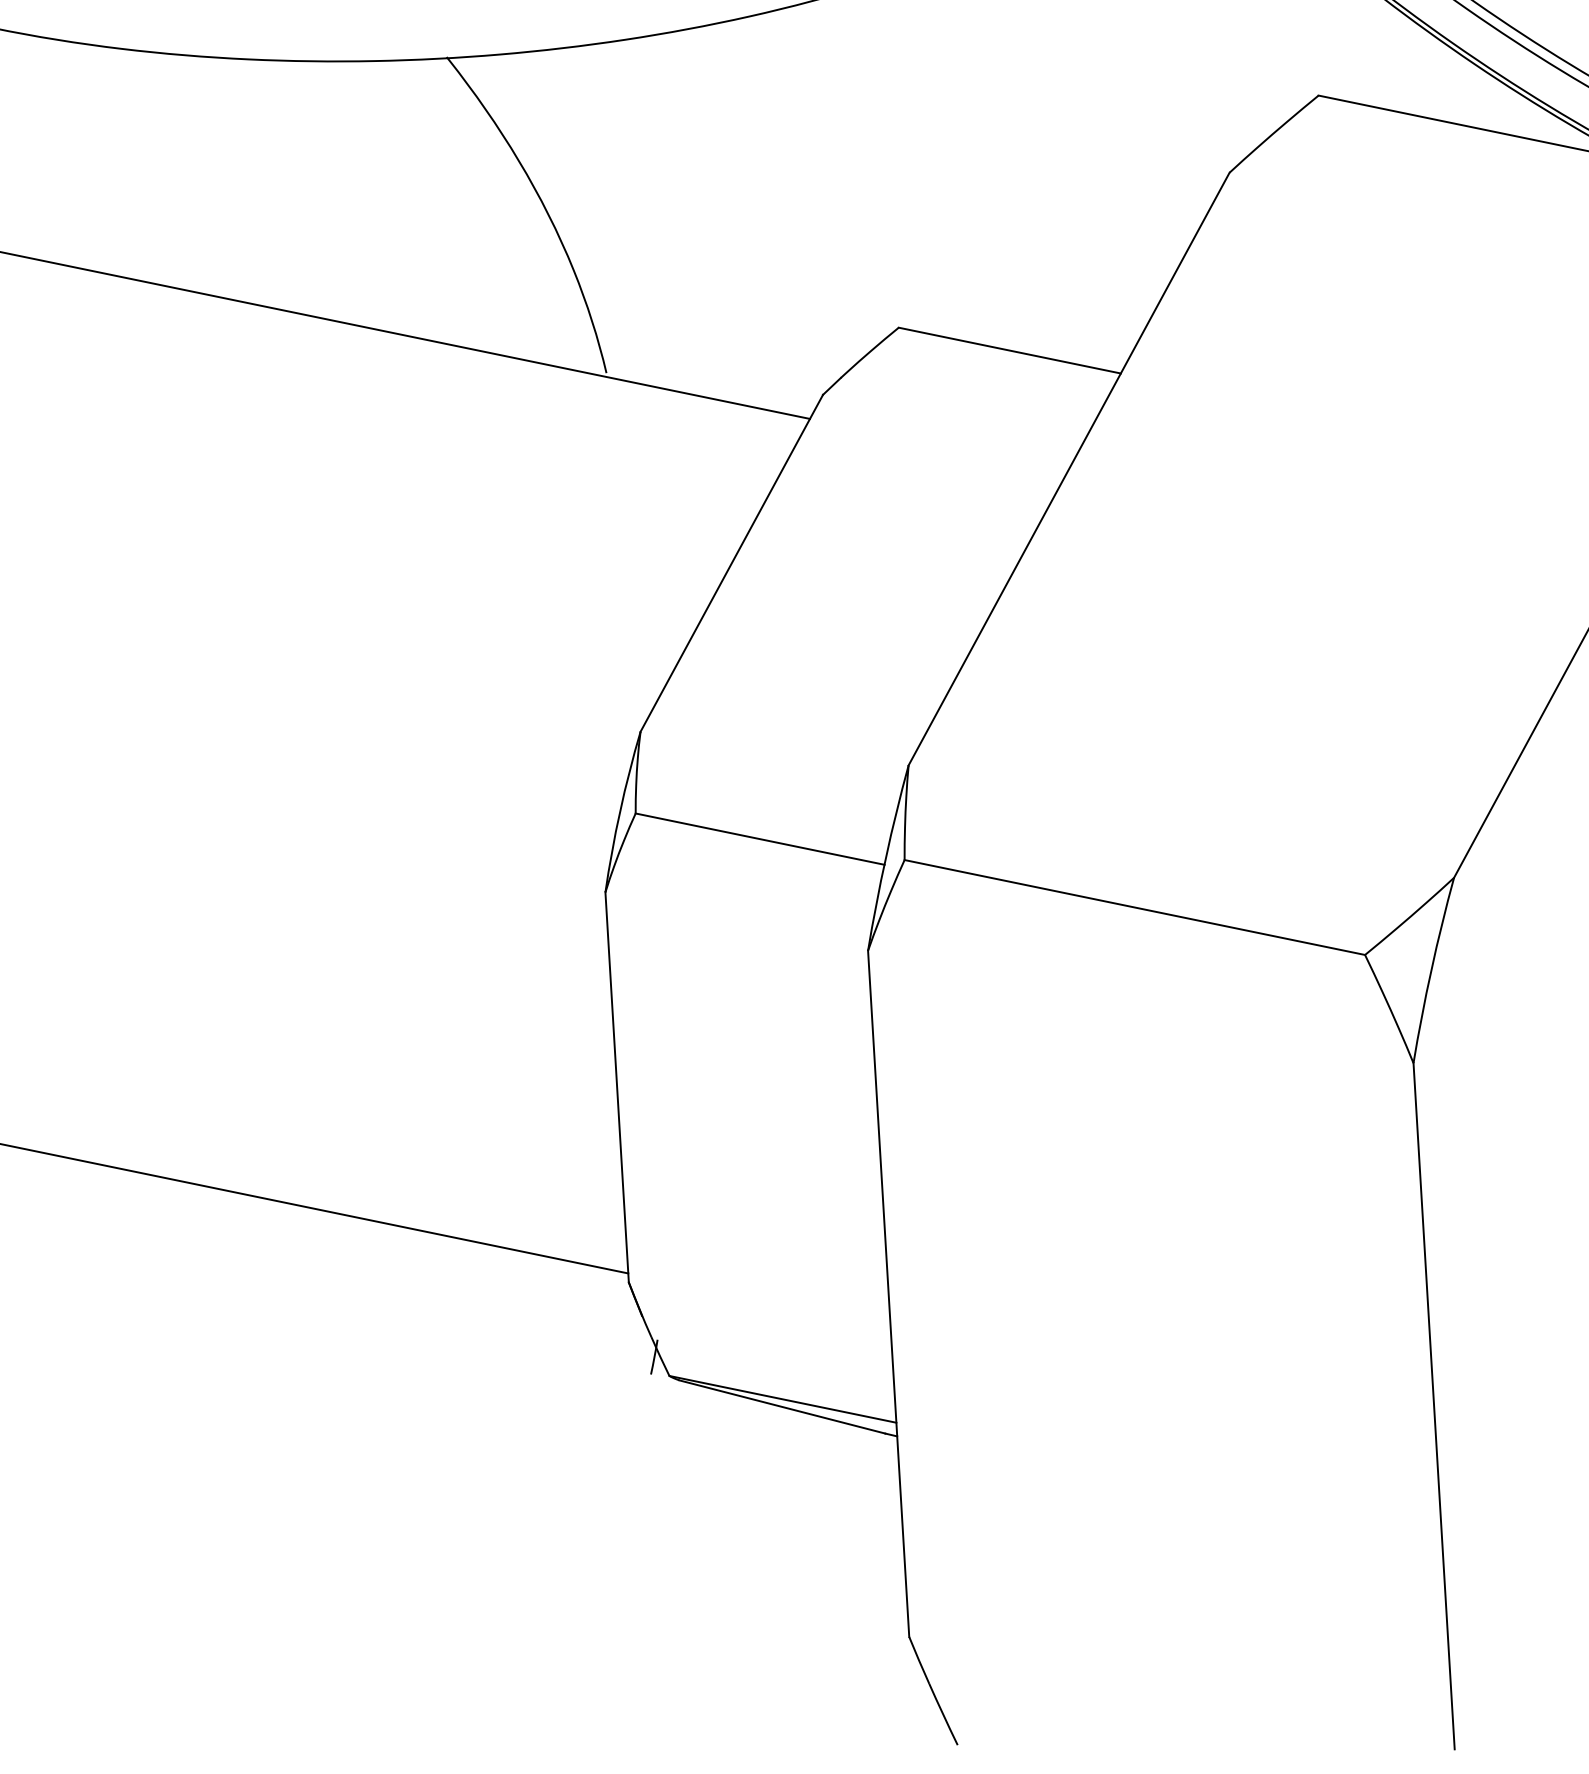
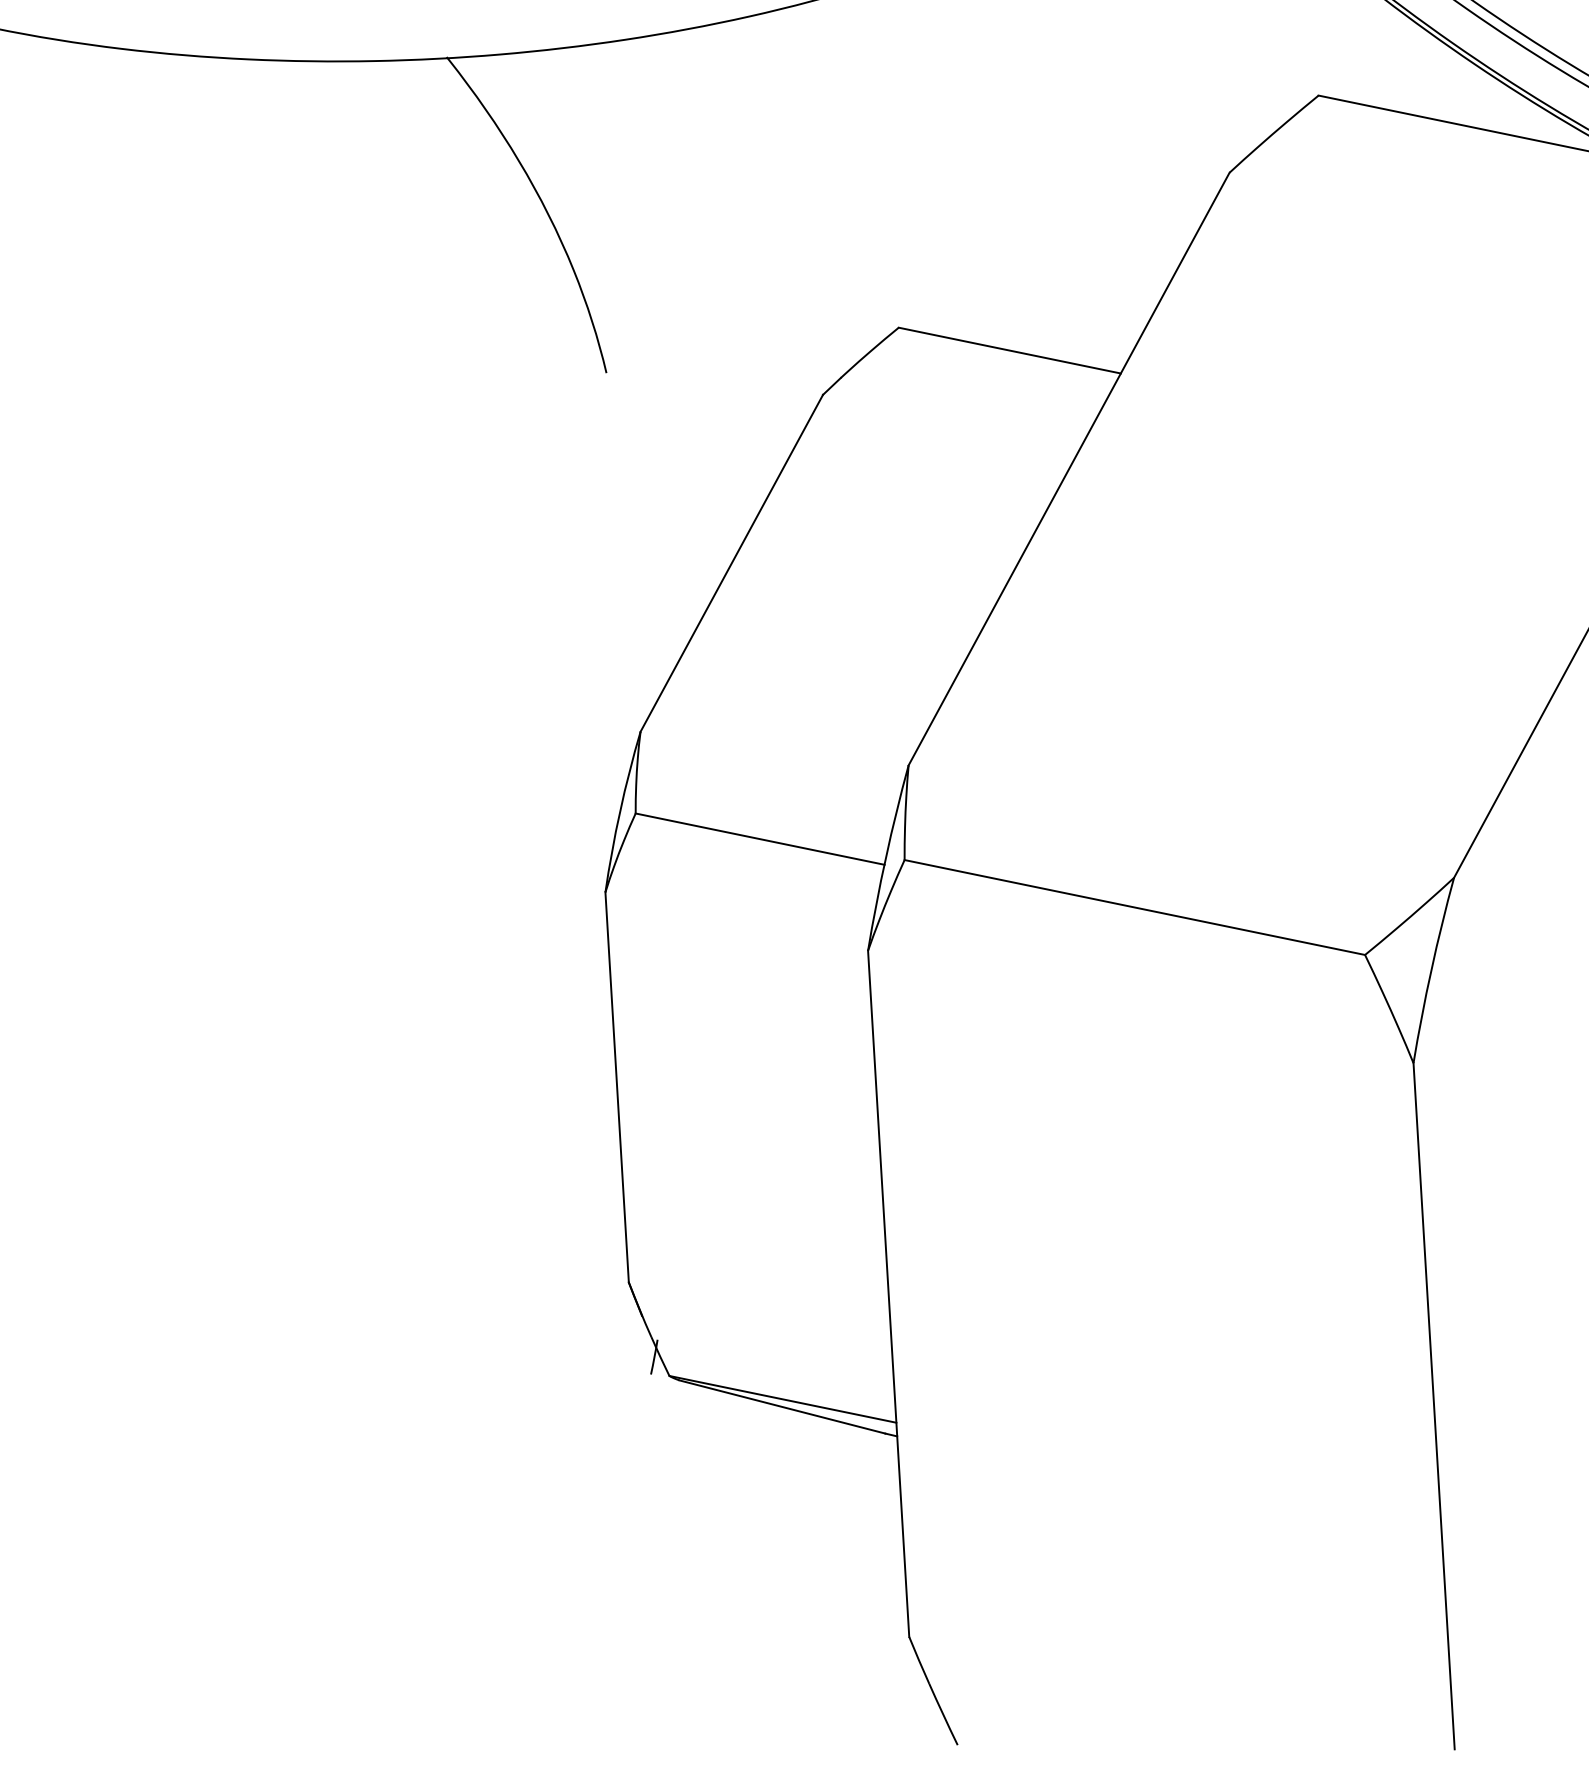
line: present -> none (406, 335)
line: present -> none (315, 1208)
